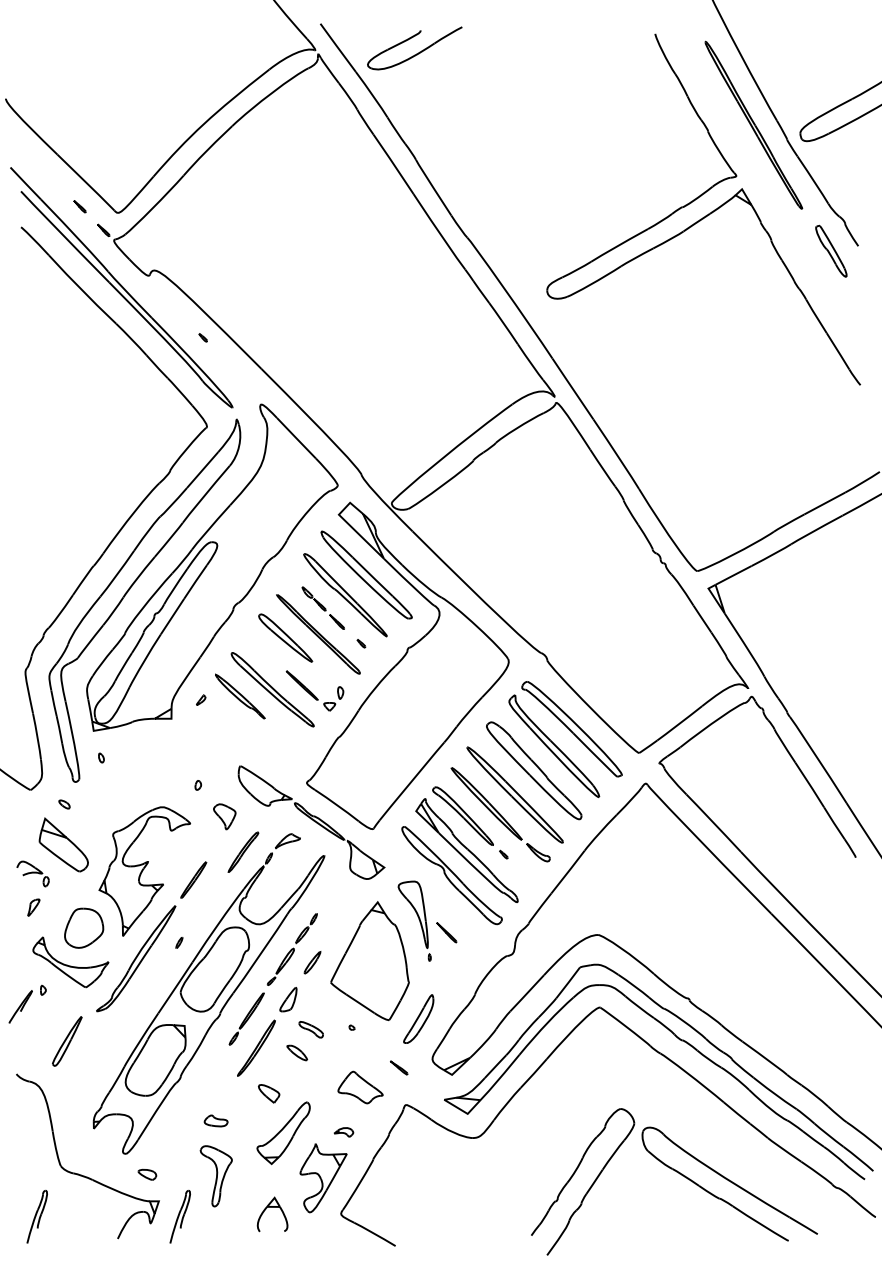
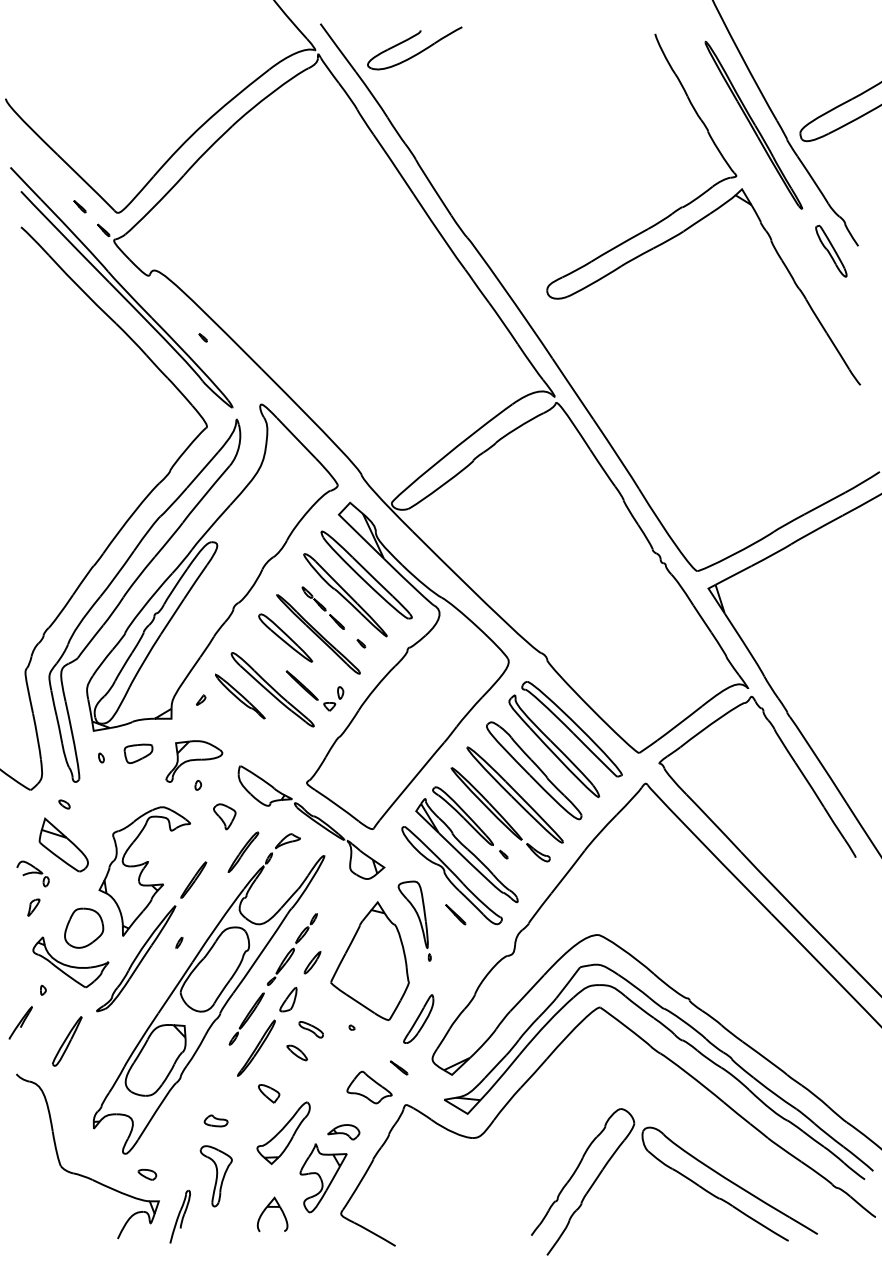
part: none -> present (138, 753)
part: none -> present (194, 761)
line position: (446, 932) -> (455, 914) (455, 914)
part position: (20, 1006) -> (20, 1022) (20, 1022)
part position: (360, 1087) -> (369, 1087) (369, 1087)
part size: 22x11 px -> 34x17 px (343, 1132)
part: present -> none (36, 1216)
